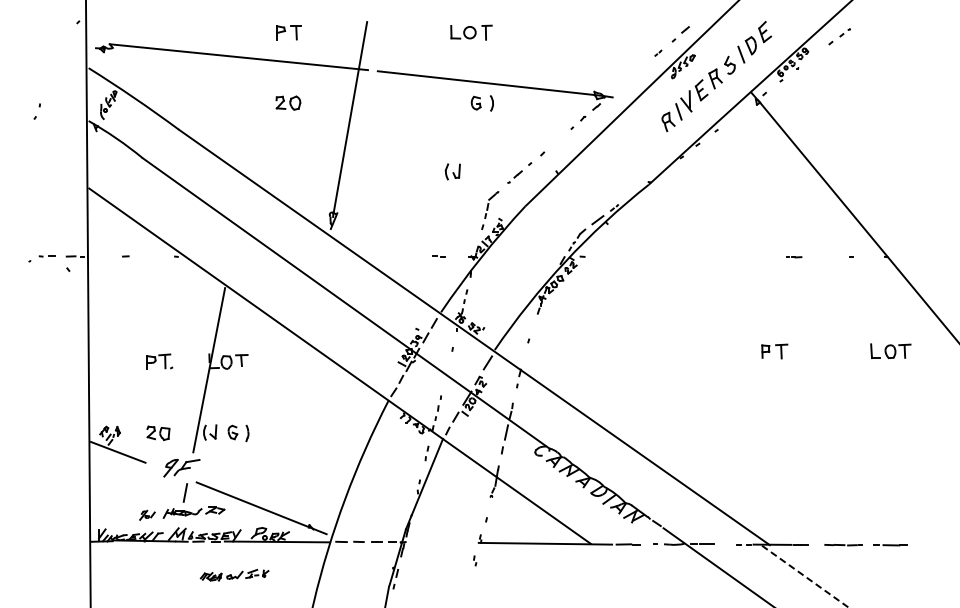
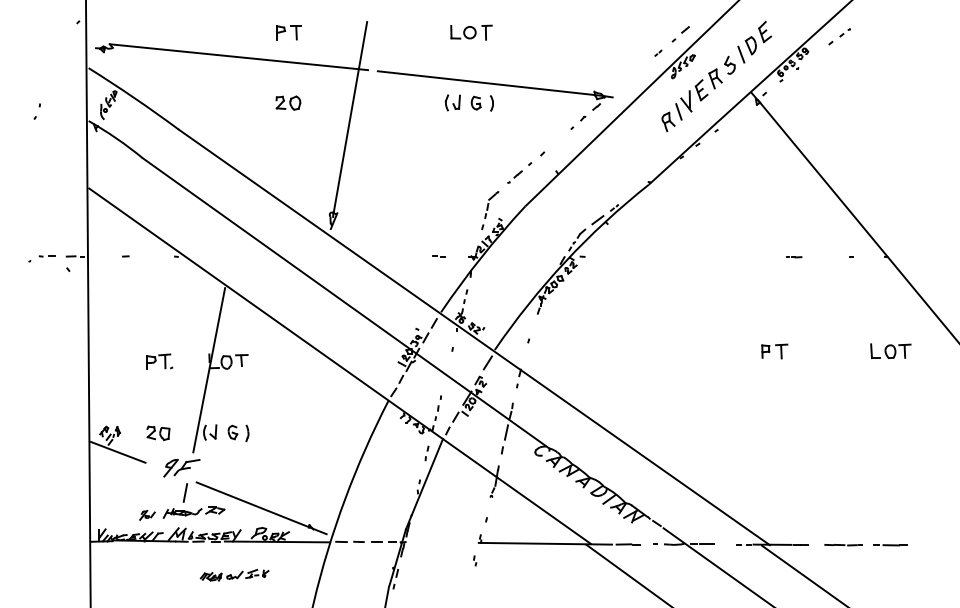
part position: (452, 171) -> (452, 102) (452, 102)
line: none -> present (627, 574)
line: dashed -> solid (805, 577)
